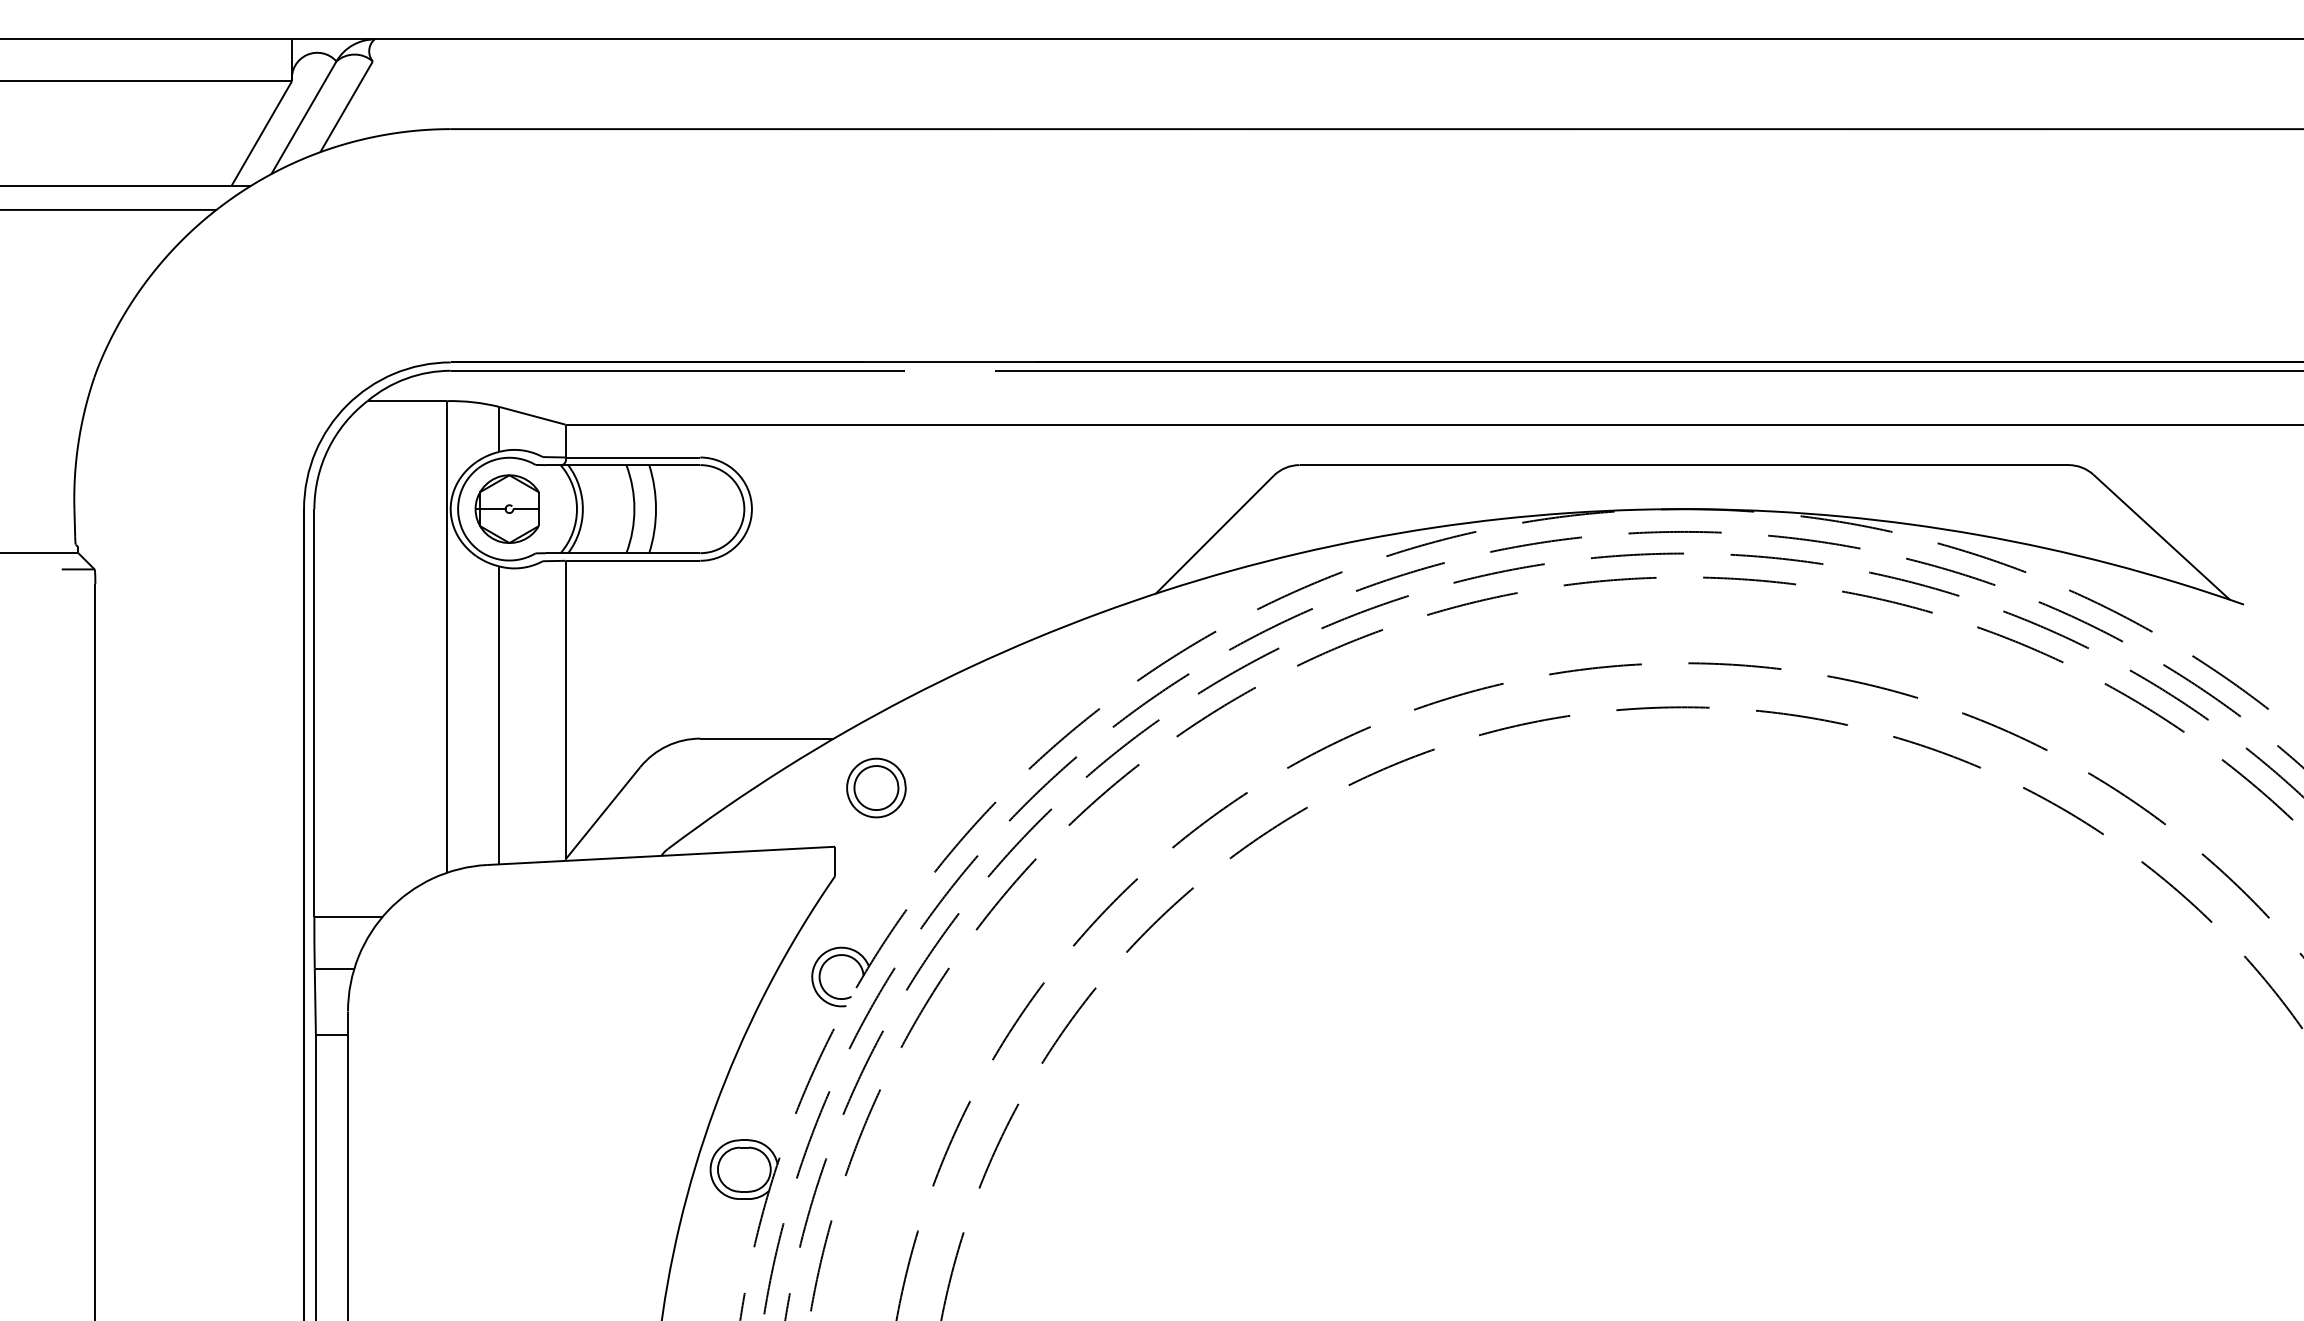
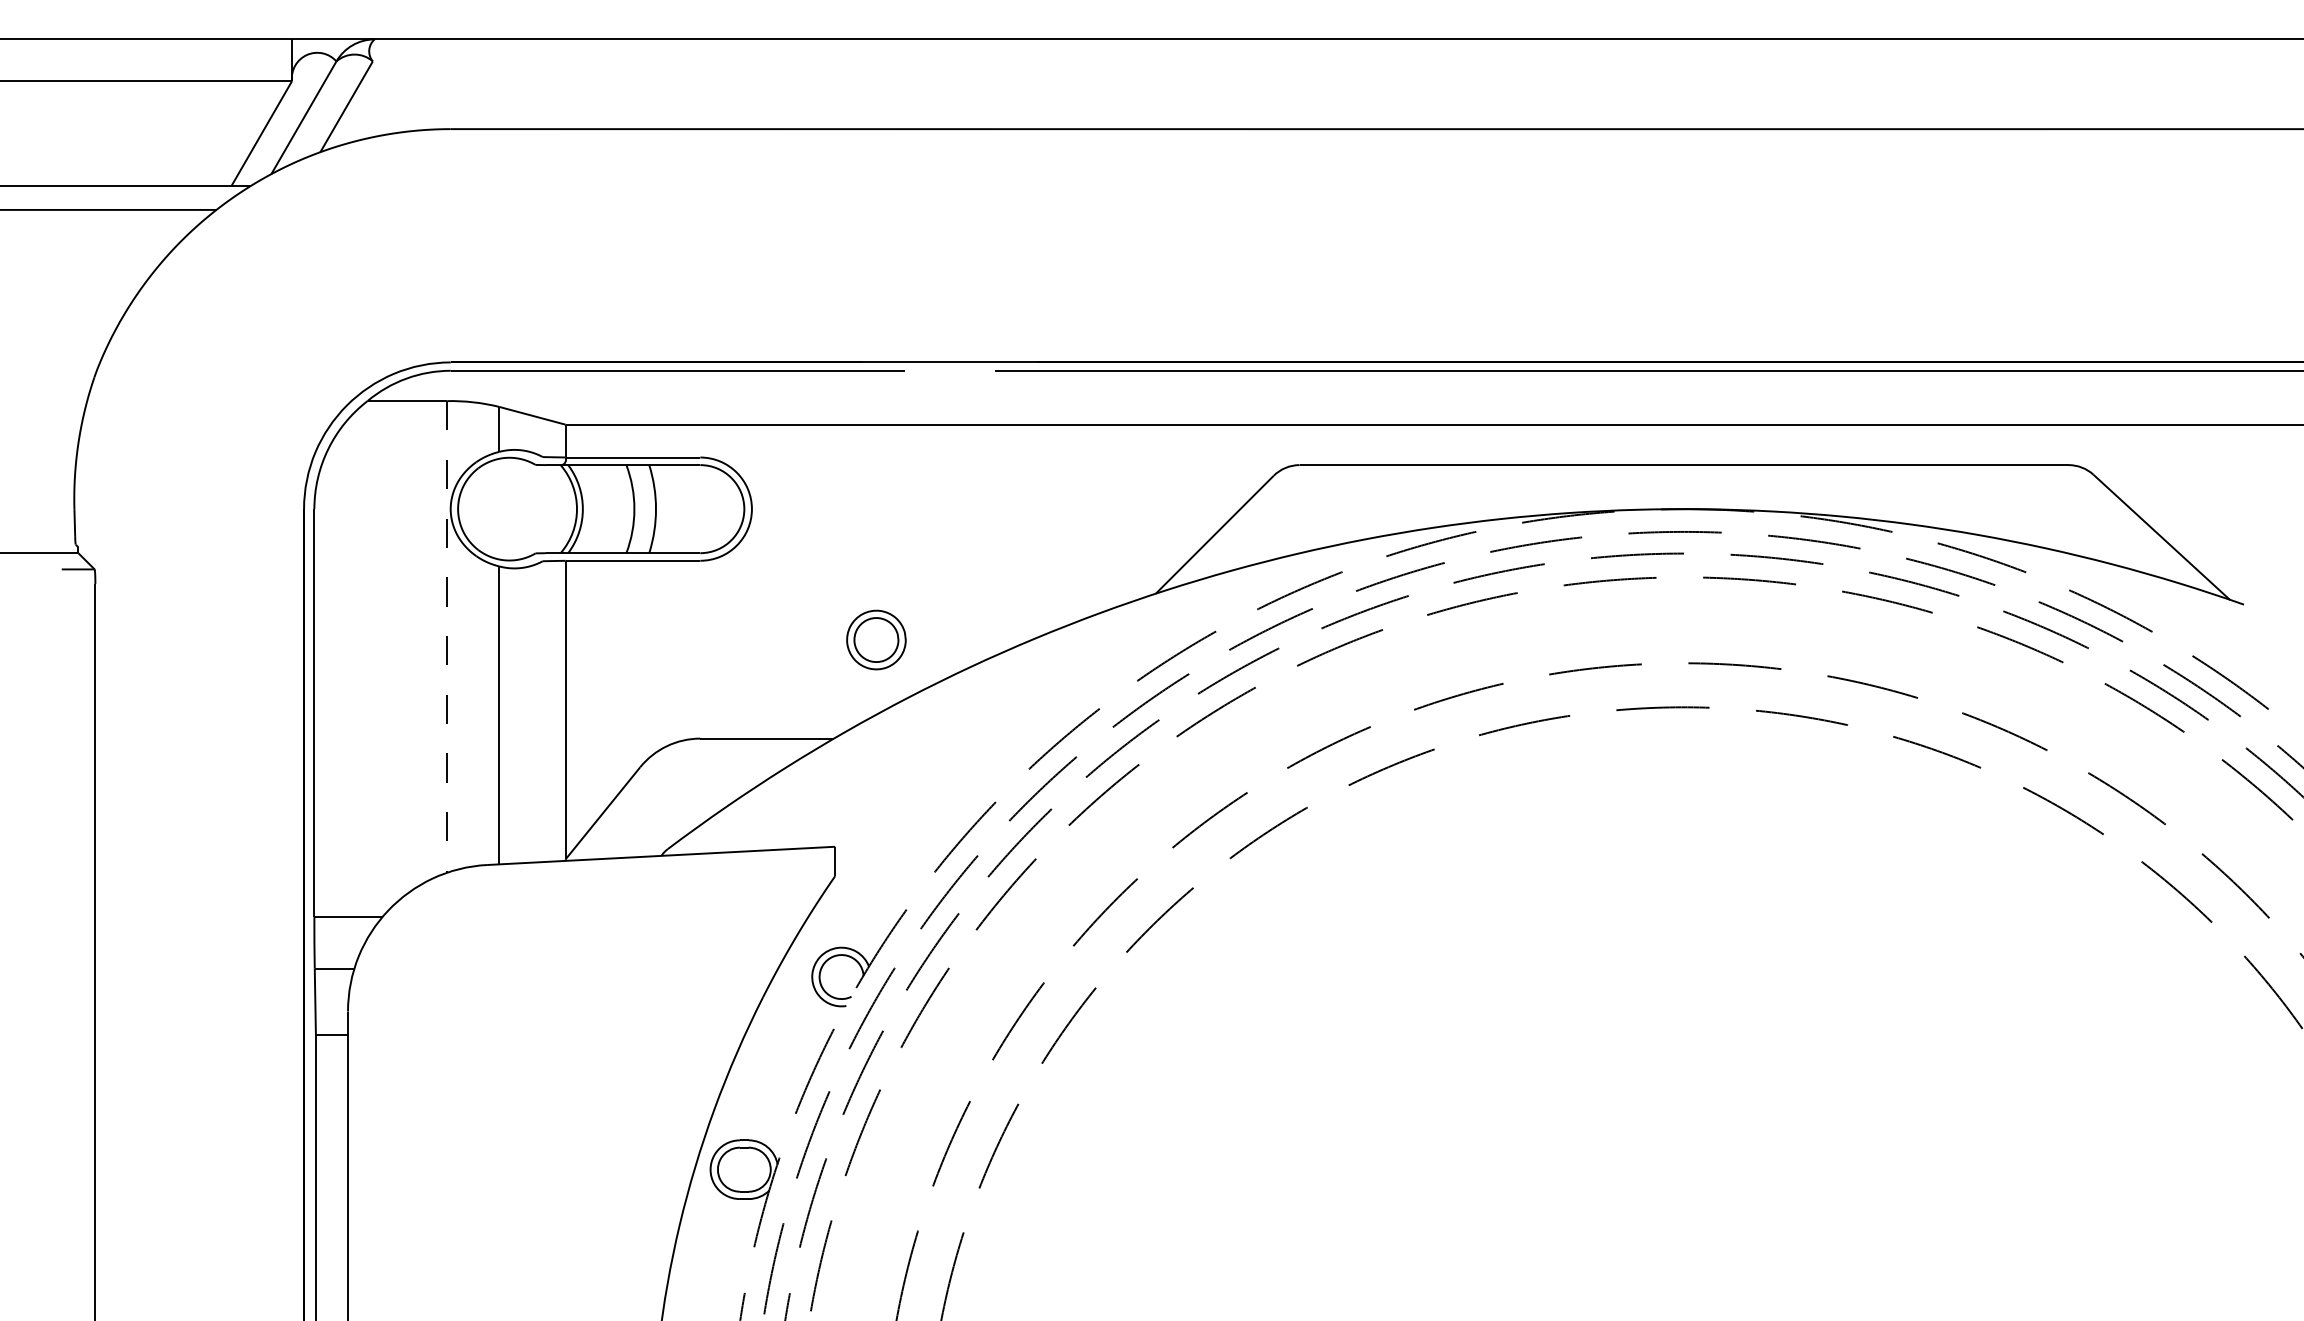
part: present -> none (506, 508)
line: solid -> dashed (447, 636)
part position: (876, 787) -> (876, 639) (876, 639)
